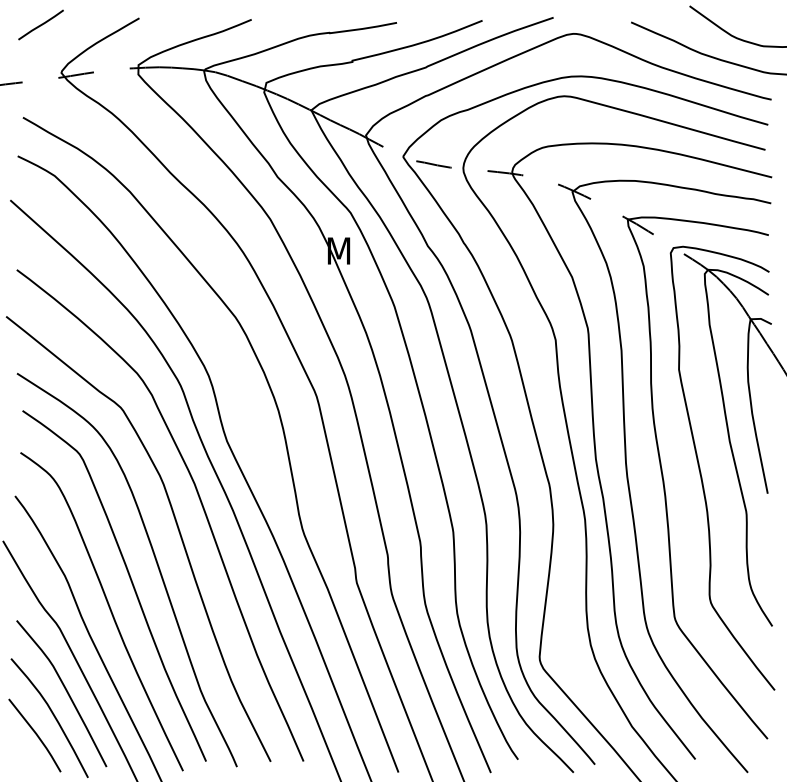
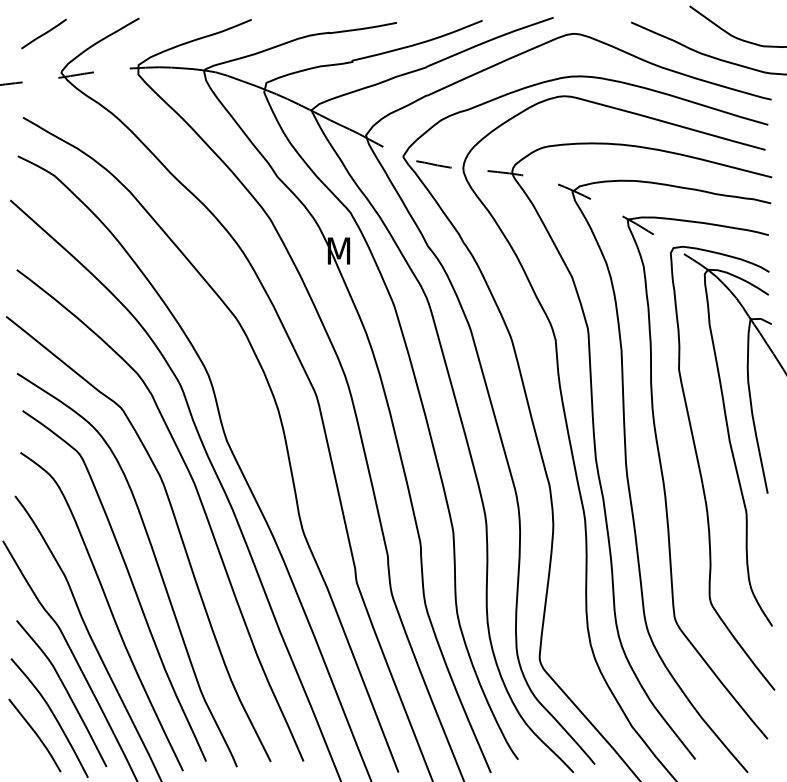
line position: (40, 24) -> (43, 33) (43, 33)
